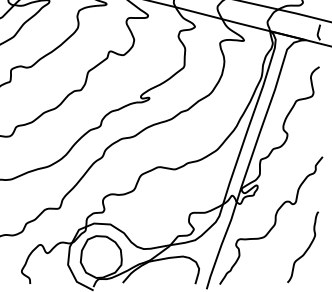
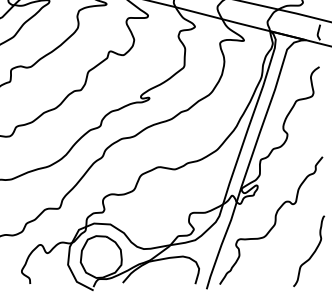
curve position: (306, 249) -> (312, 253) (312, 253)
